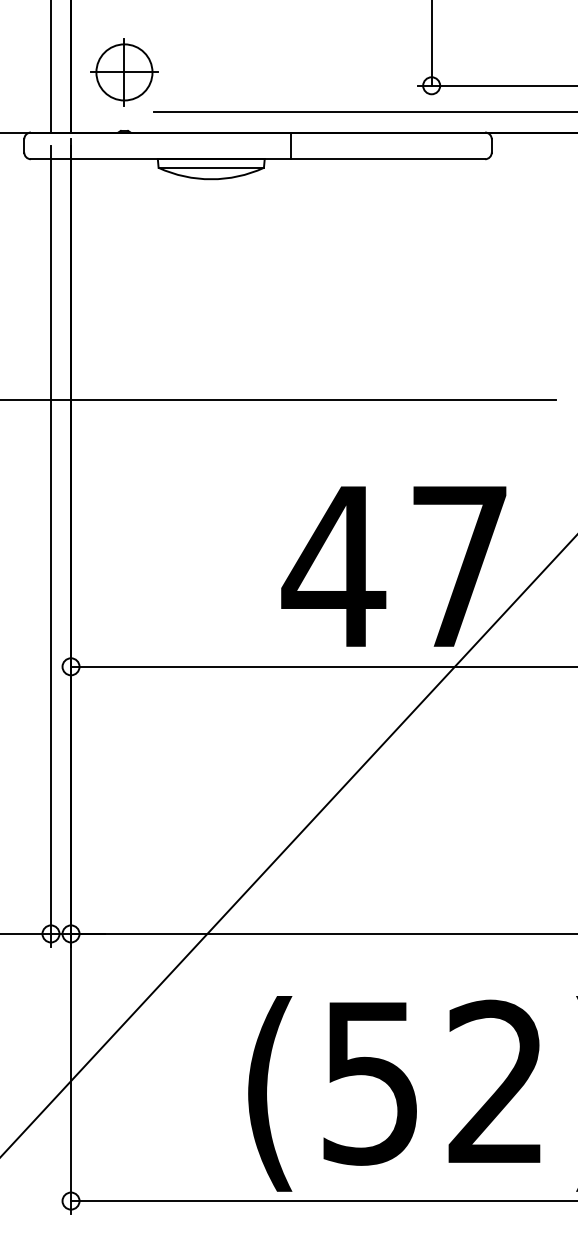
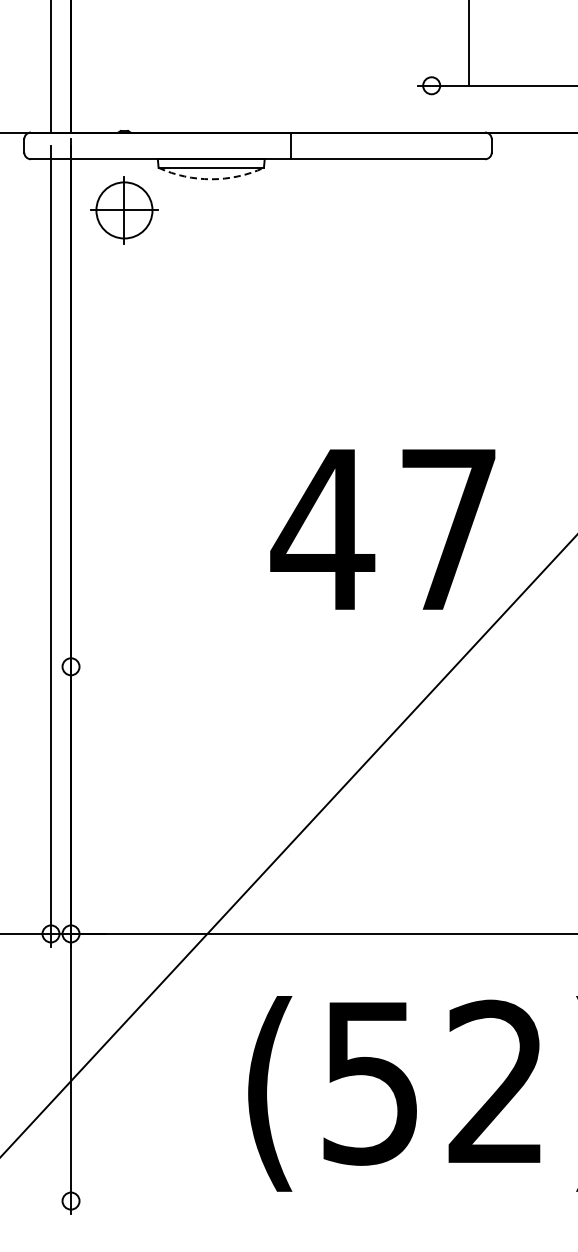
line position: (431, 43) -> (468, 43) (468, 43)
part position: (124, 72) -> (124, 210) (124, 210)
line: present -> none (364, 112)
arc: solid -> dashed (211, 179)
line: present -> none (278, 399)
text position: (393, 566) -> (382, 529) (382, 529)
line: present -> none (322, 666)
line: present -> none (322, 1201)
